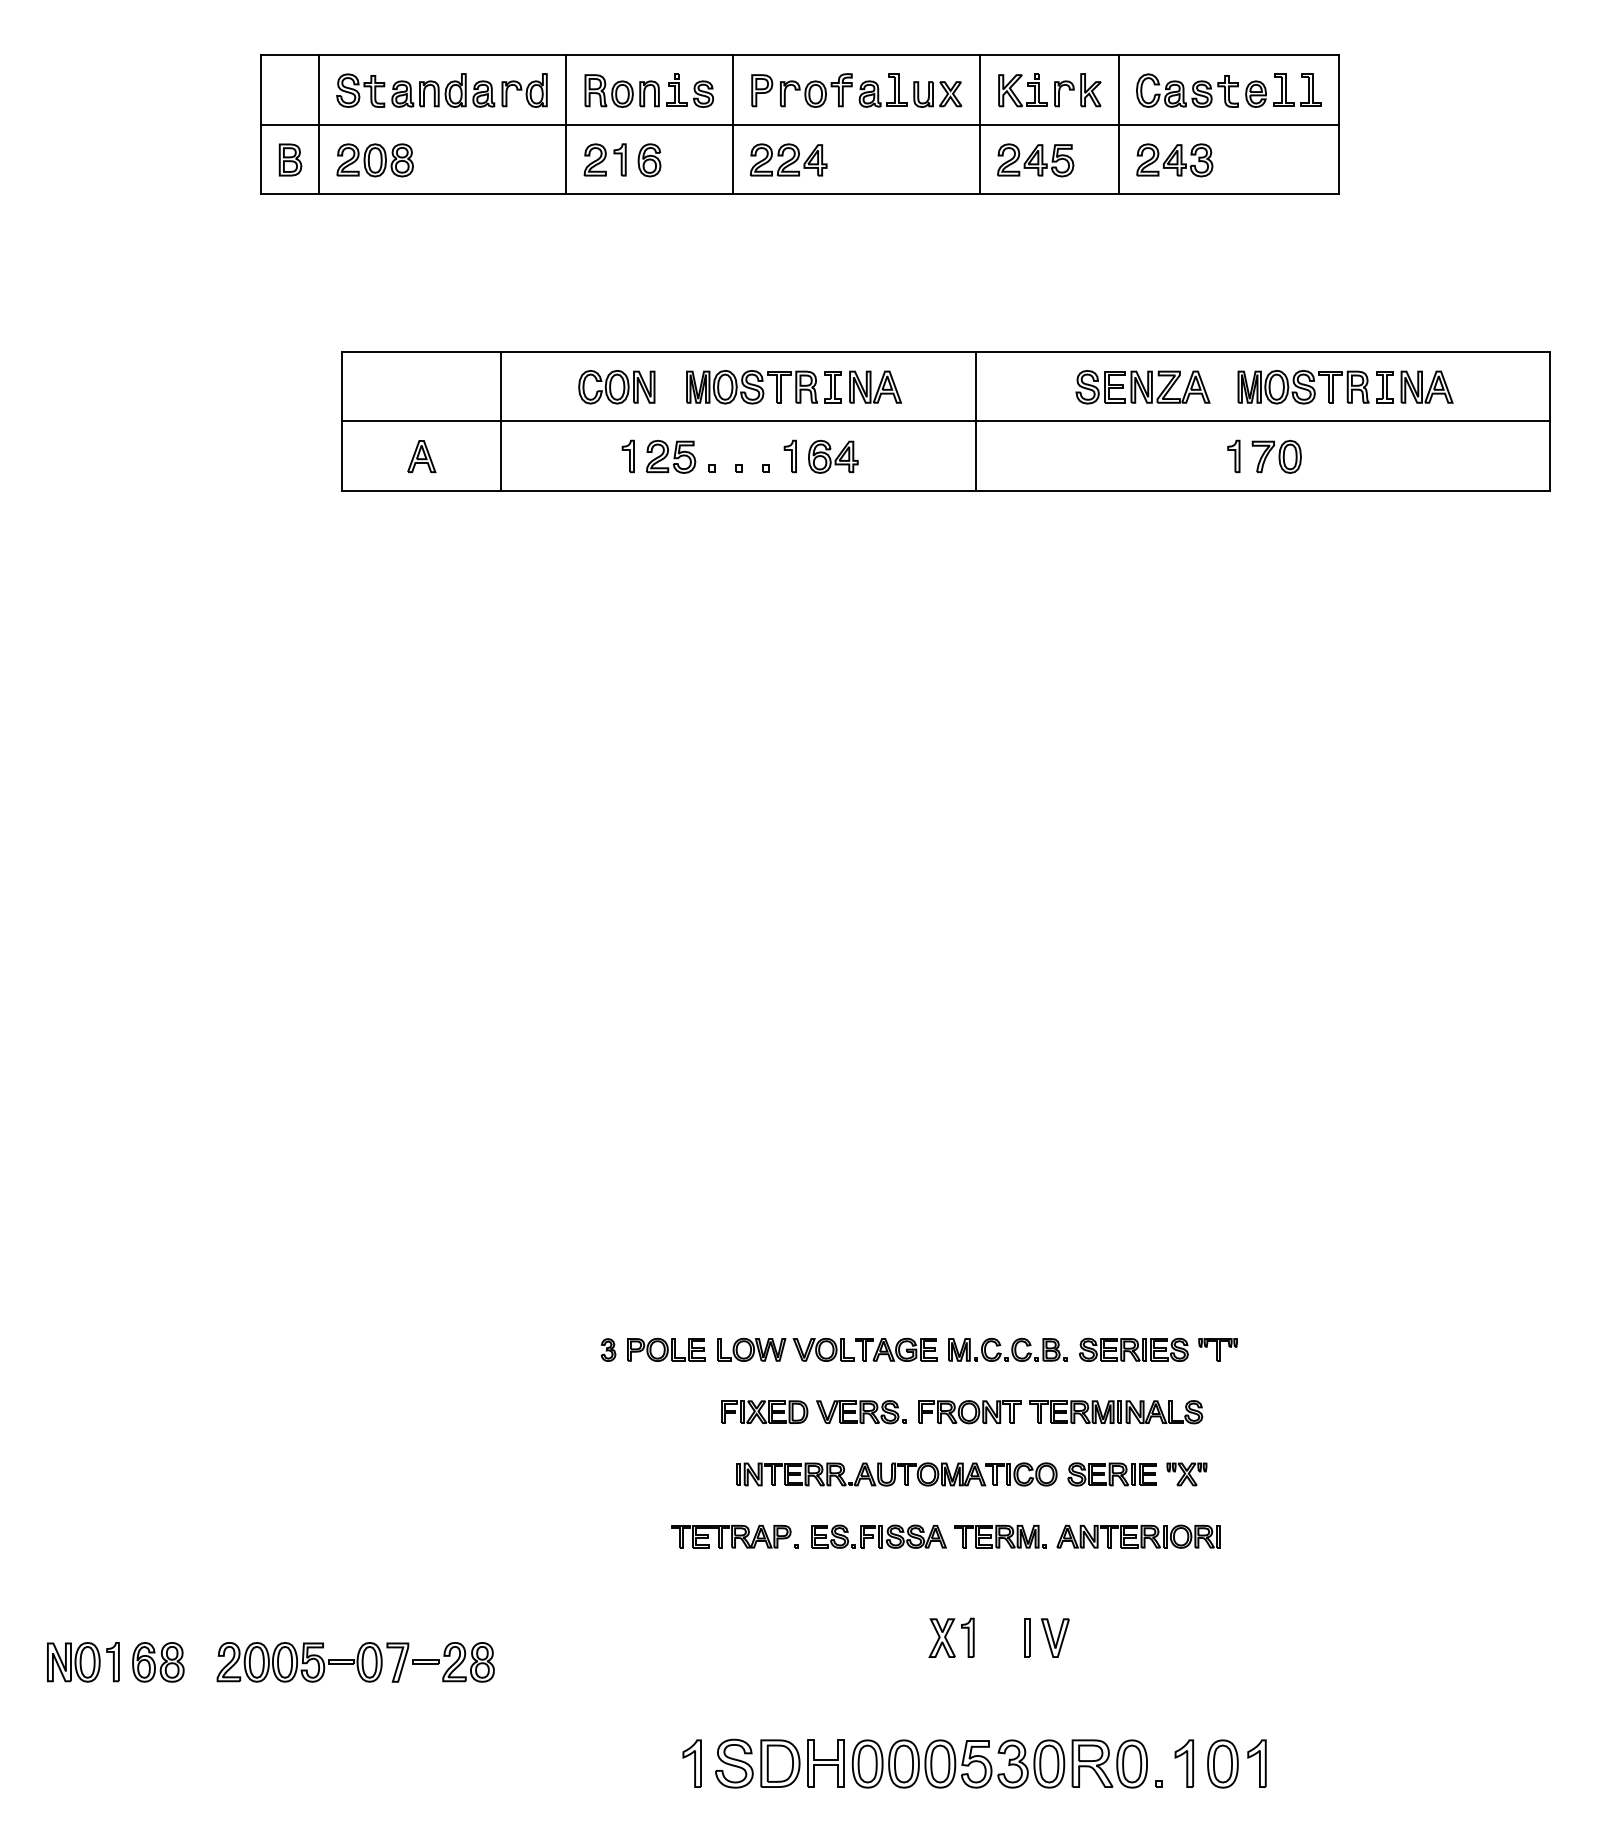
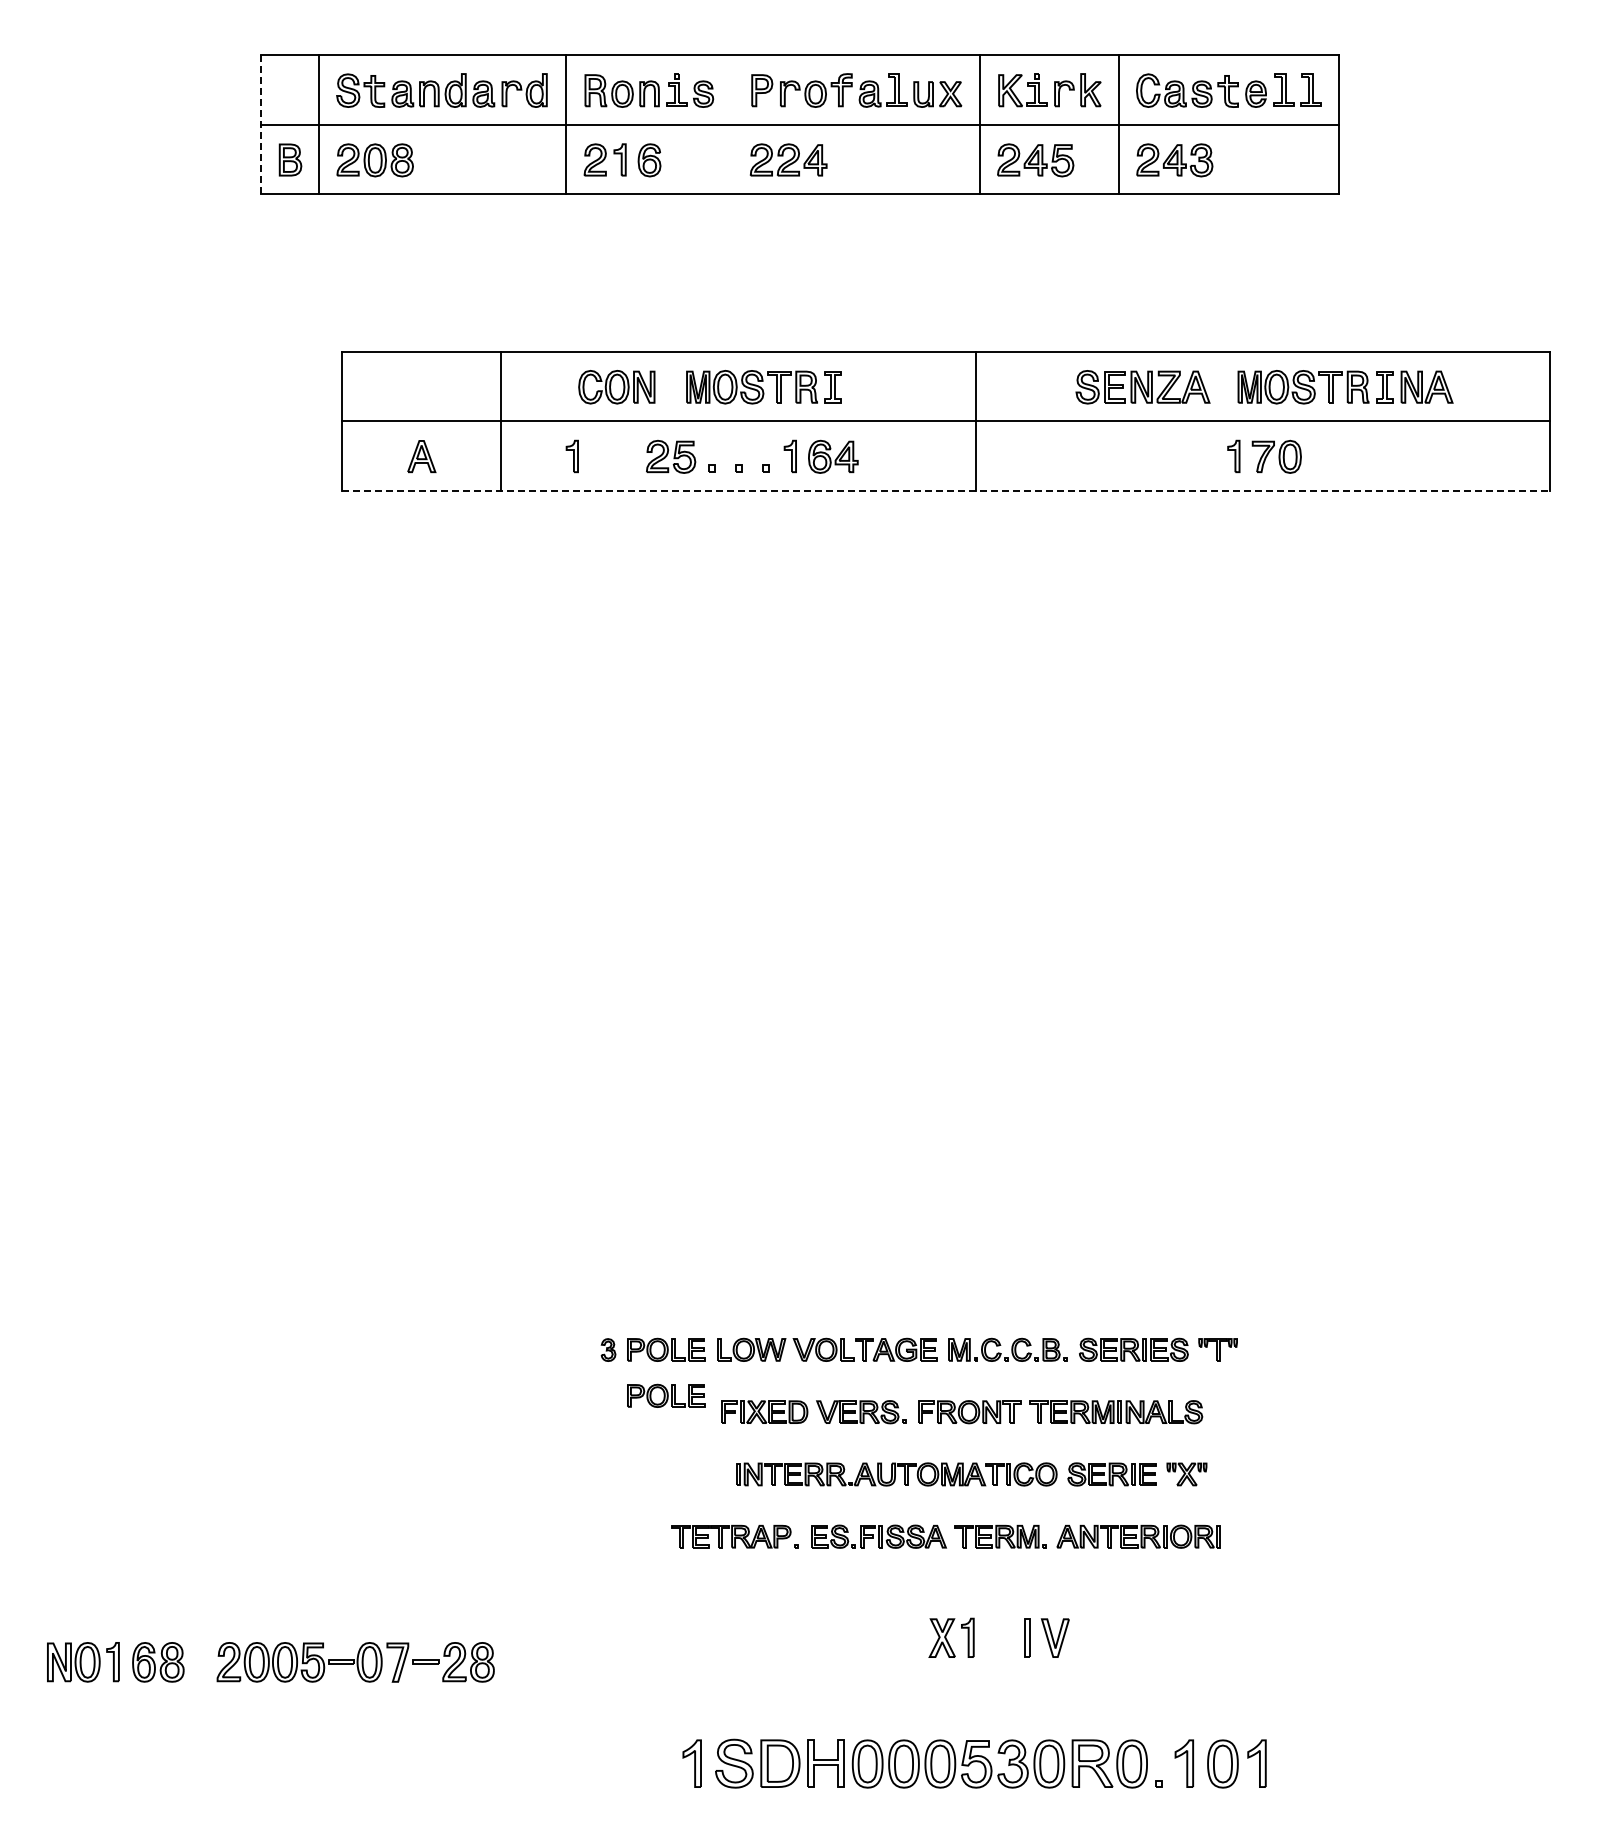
line: present -> none (732, 124)
line: solid -> dashed (261, 125)
part: present -> none (875, 386)
part position: (627, 456) -> (571, 456) (571, 456)
line: solid -> dashed (946, 490)
part: none -> present (666, 1395)
